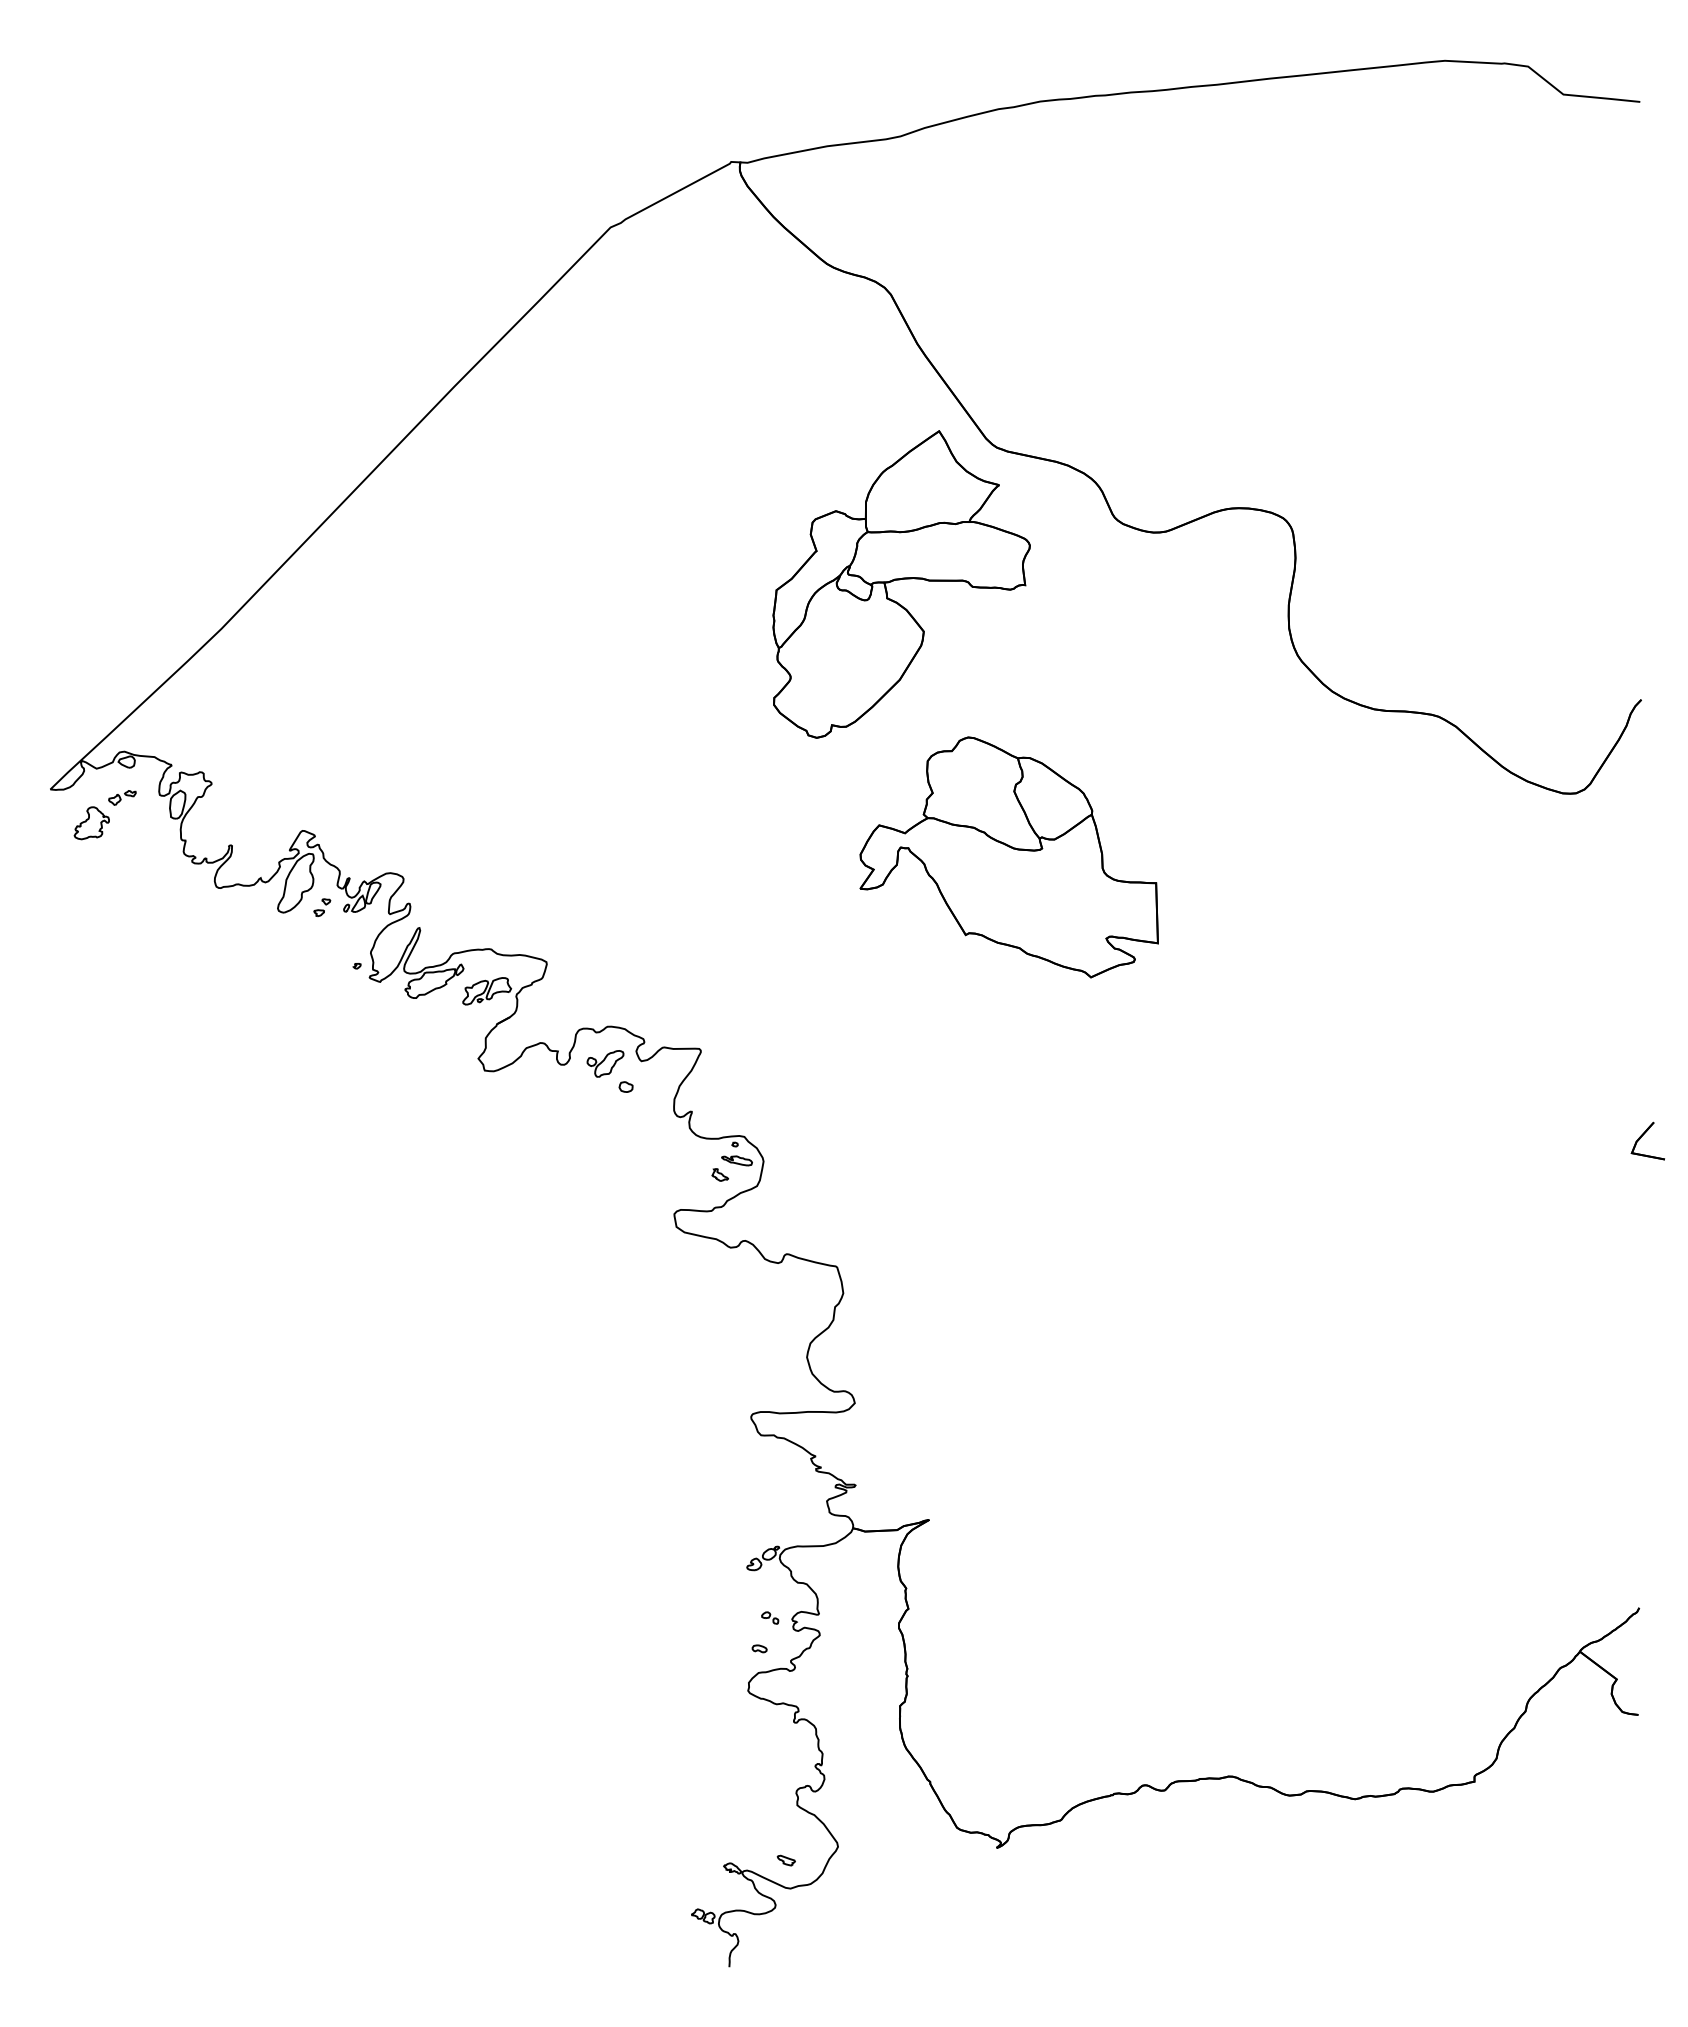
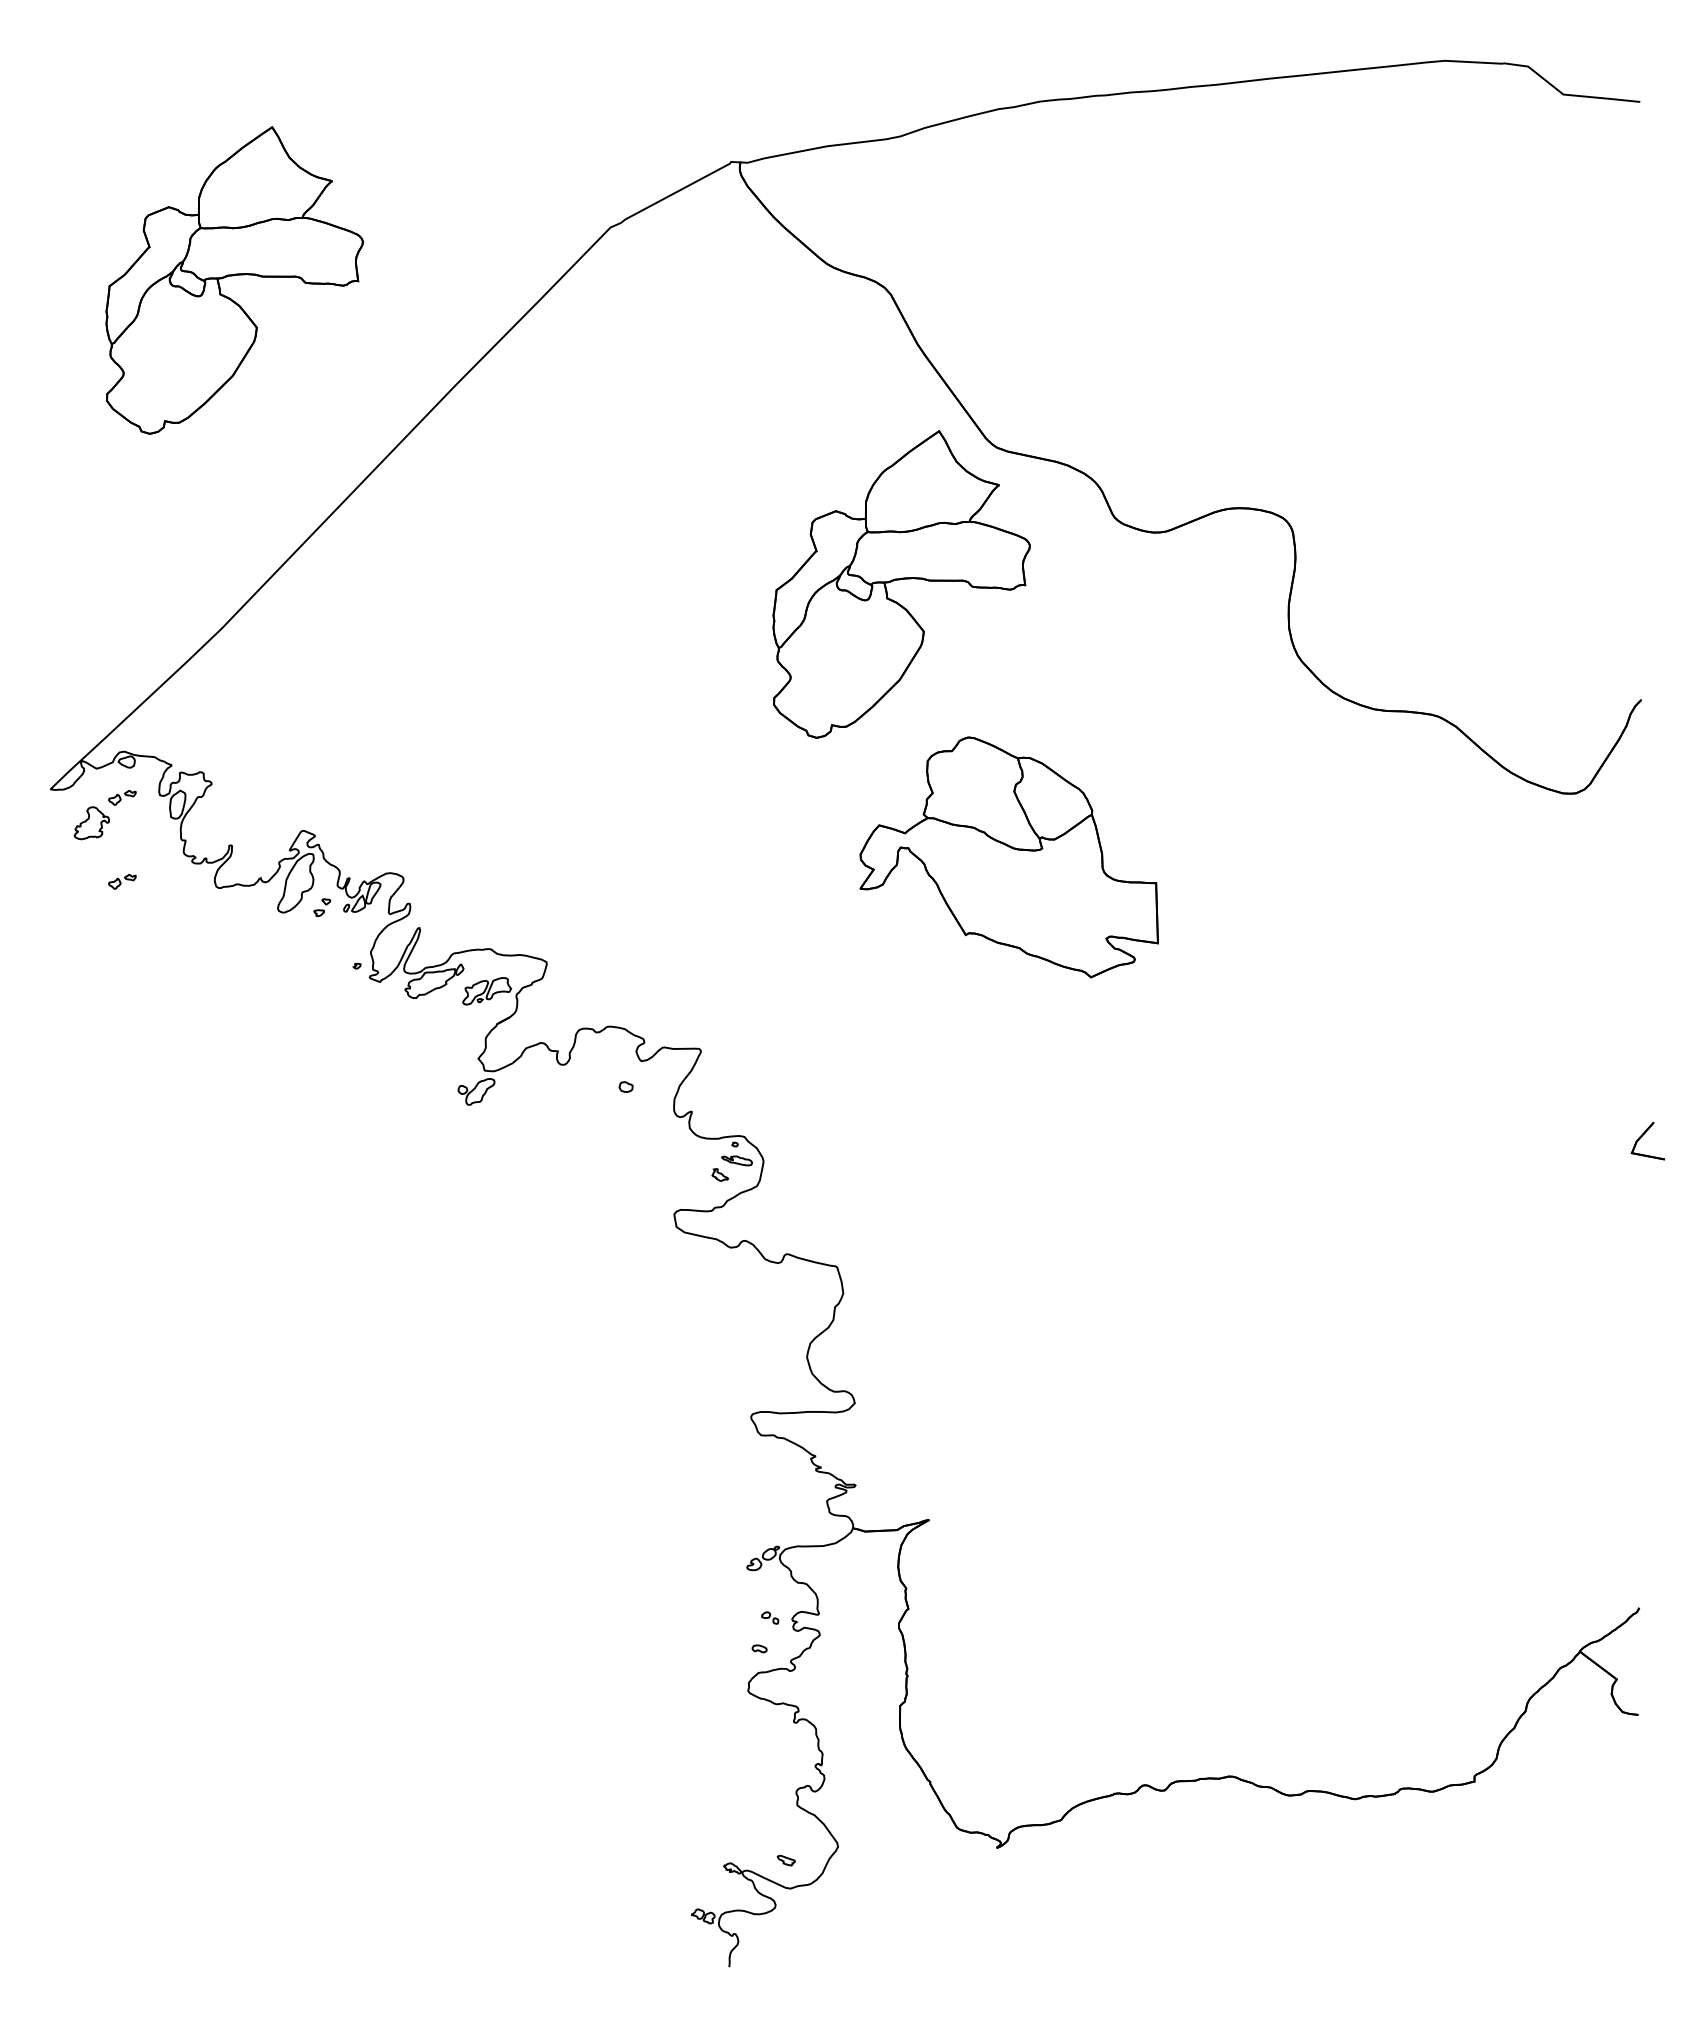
part: none -> present (234, 280)
part: none -> present (122, 881)
part position: (605, 1063) -> (476, 1091) (476, 1091)
